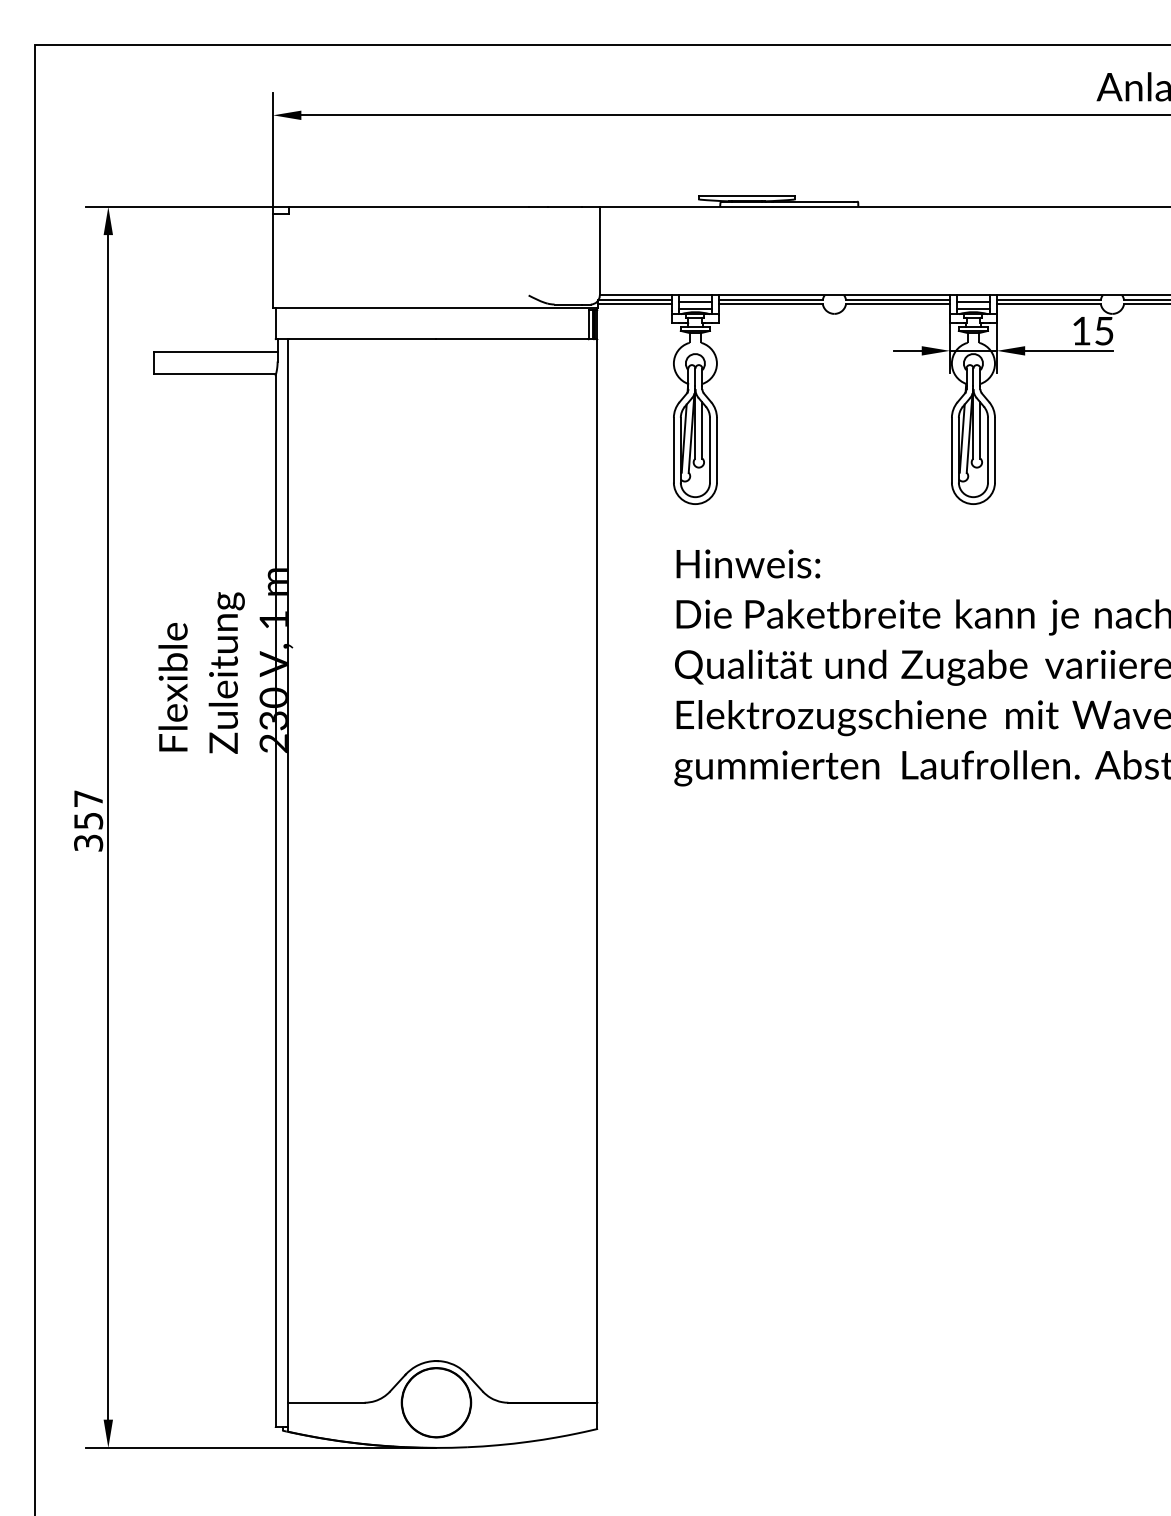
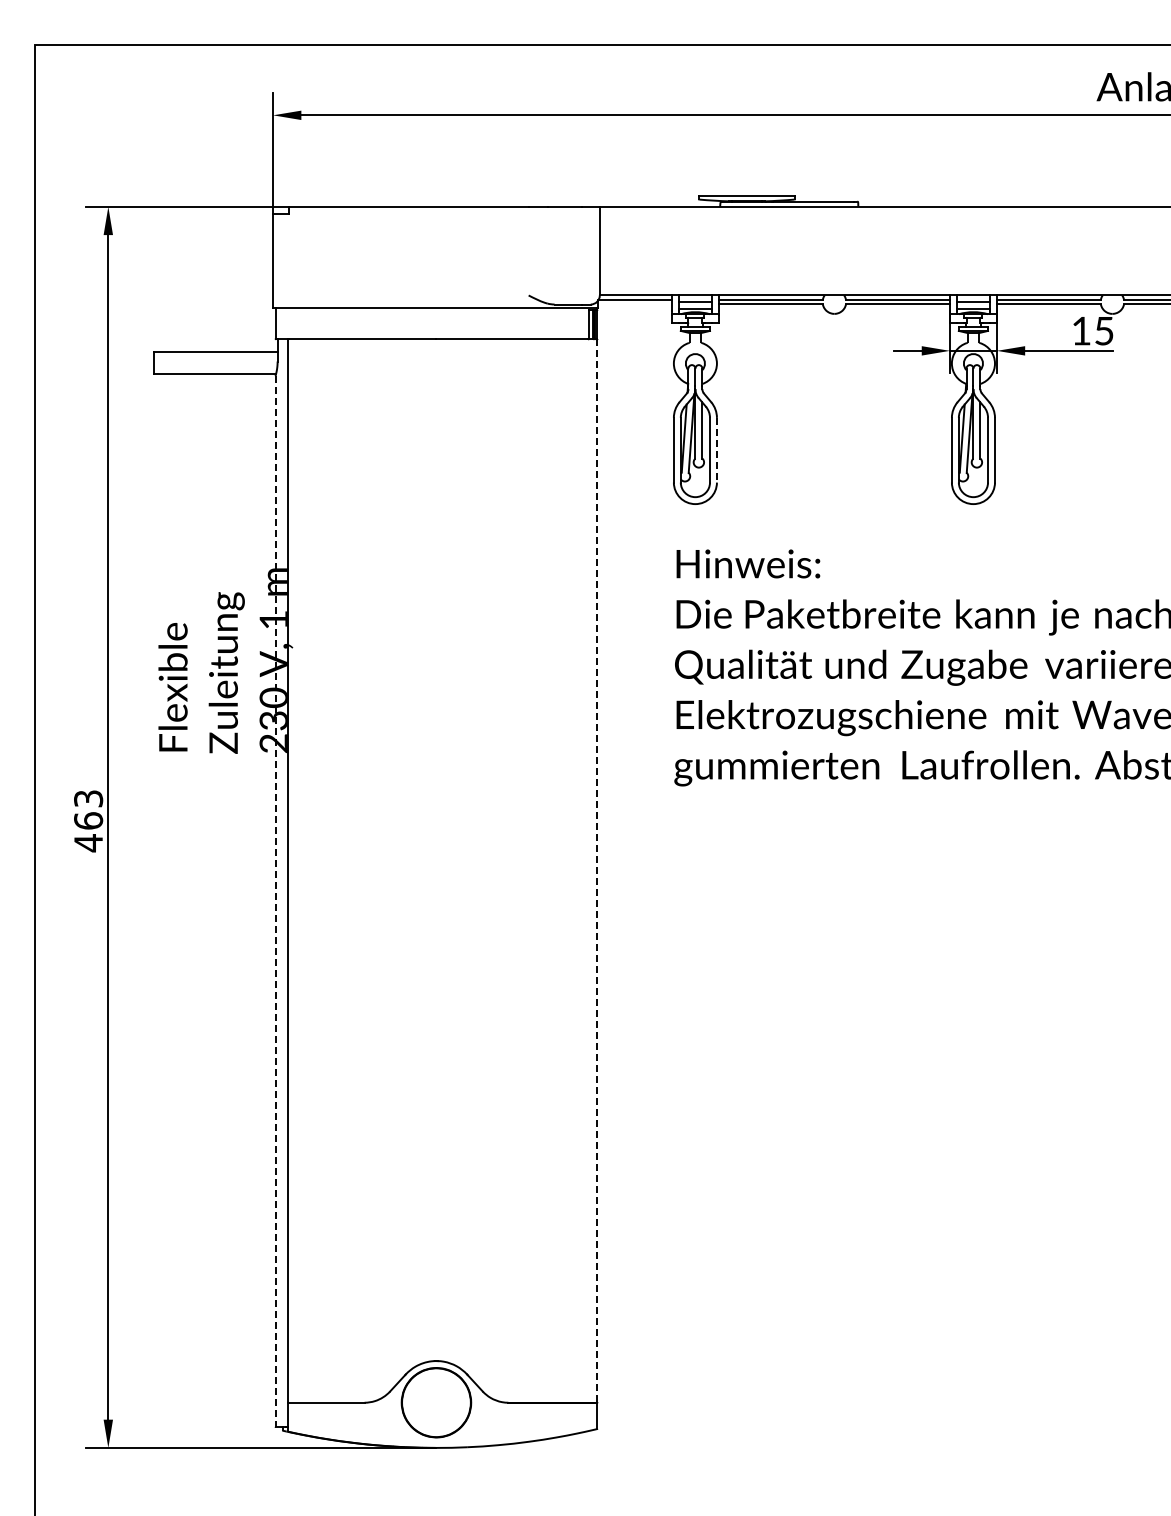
line: present -> none (634, 303)
line: solid -> dashed (716, 450)
text: 357 -> 463 (88, 821)
line: solid -> dashed (597, 870)
line: solid -> dashed (275, 901)
